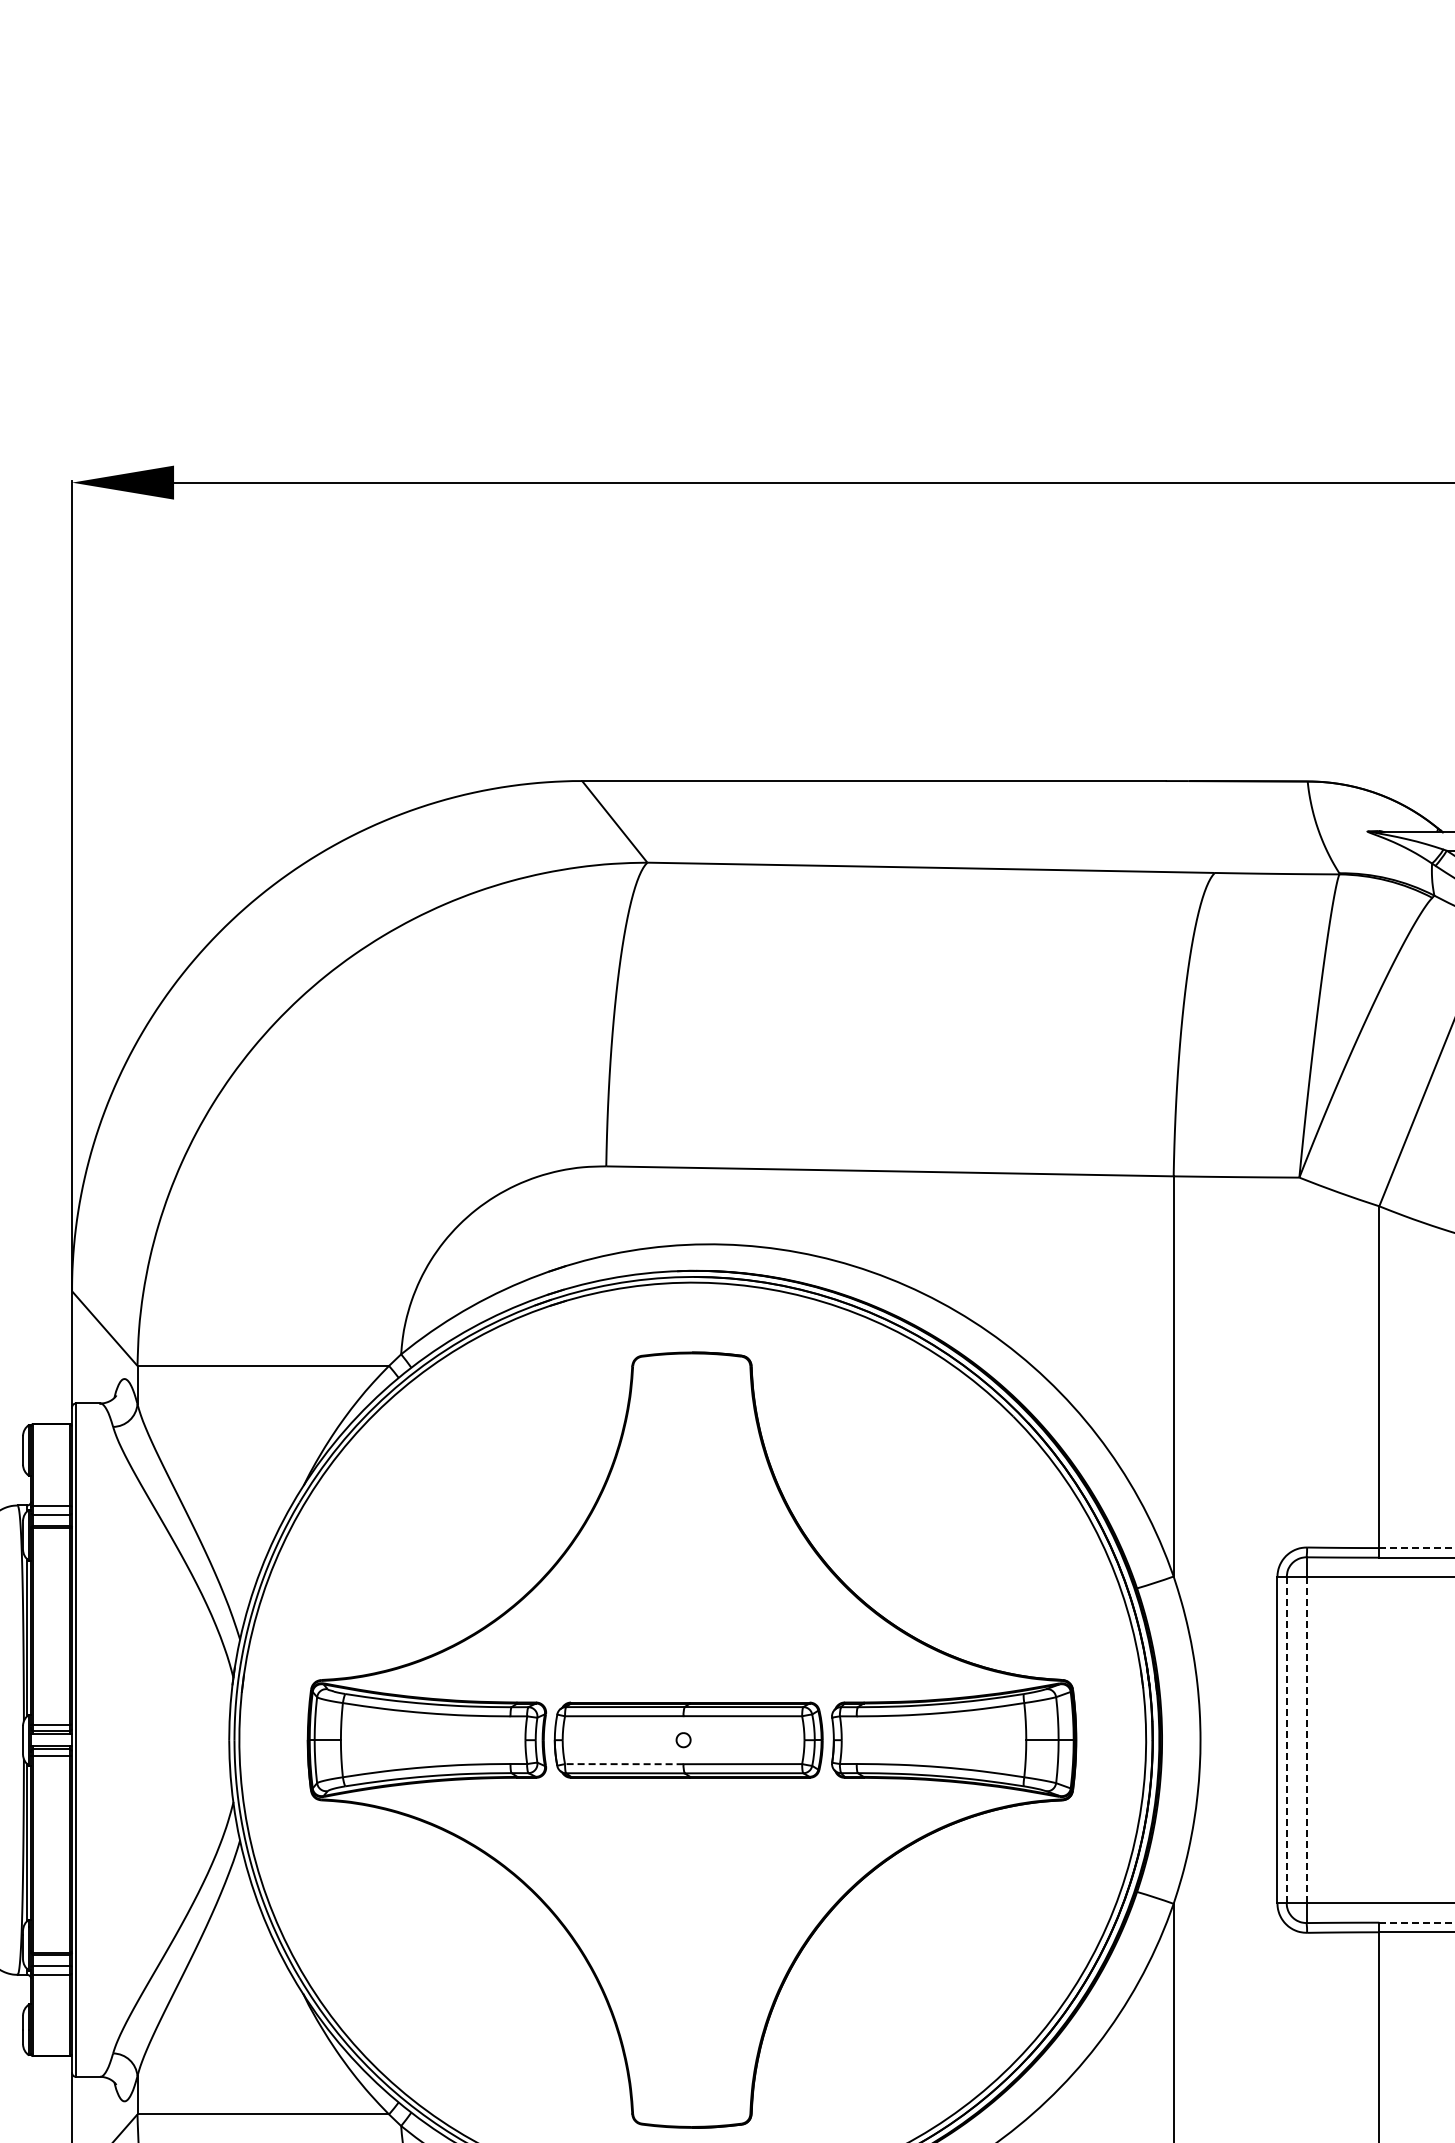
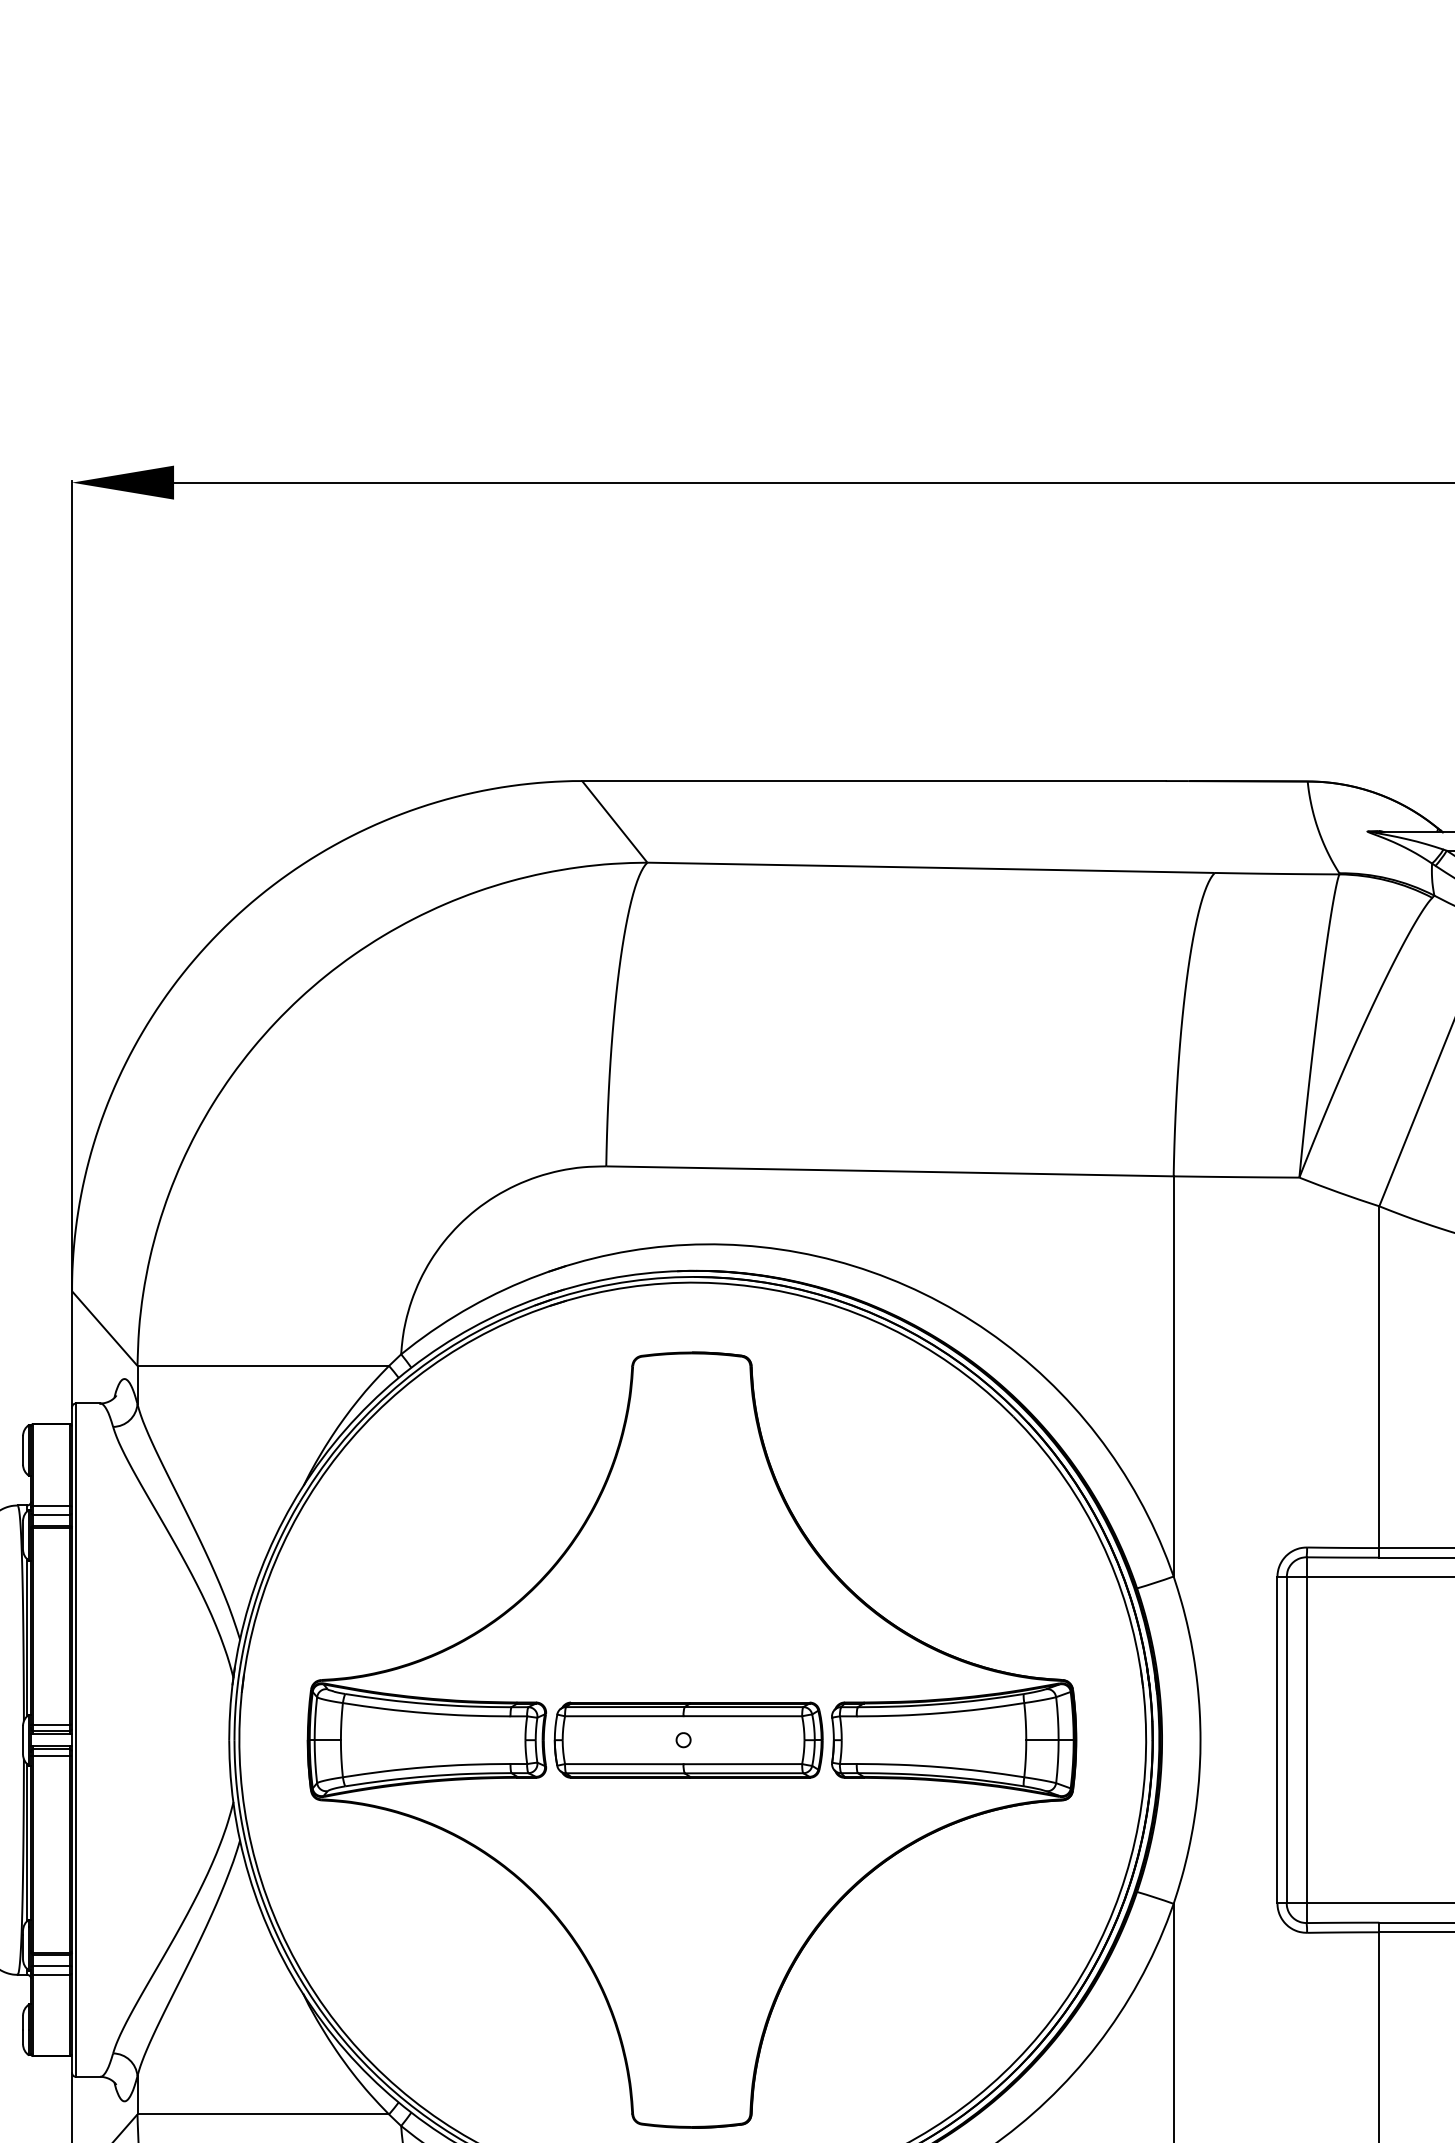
line: dashed -> solid (1417, 1548)
line: dashed -> solid (1286, 1740)
line: dashed -> solid (1306, 1740)
line: dashed -> solid (623, 1764)
line: dashed -> solid (1417, 1922)
